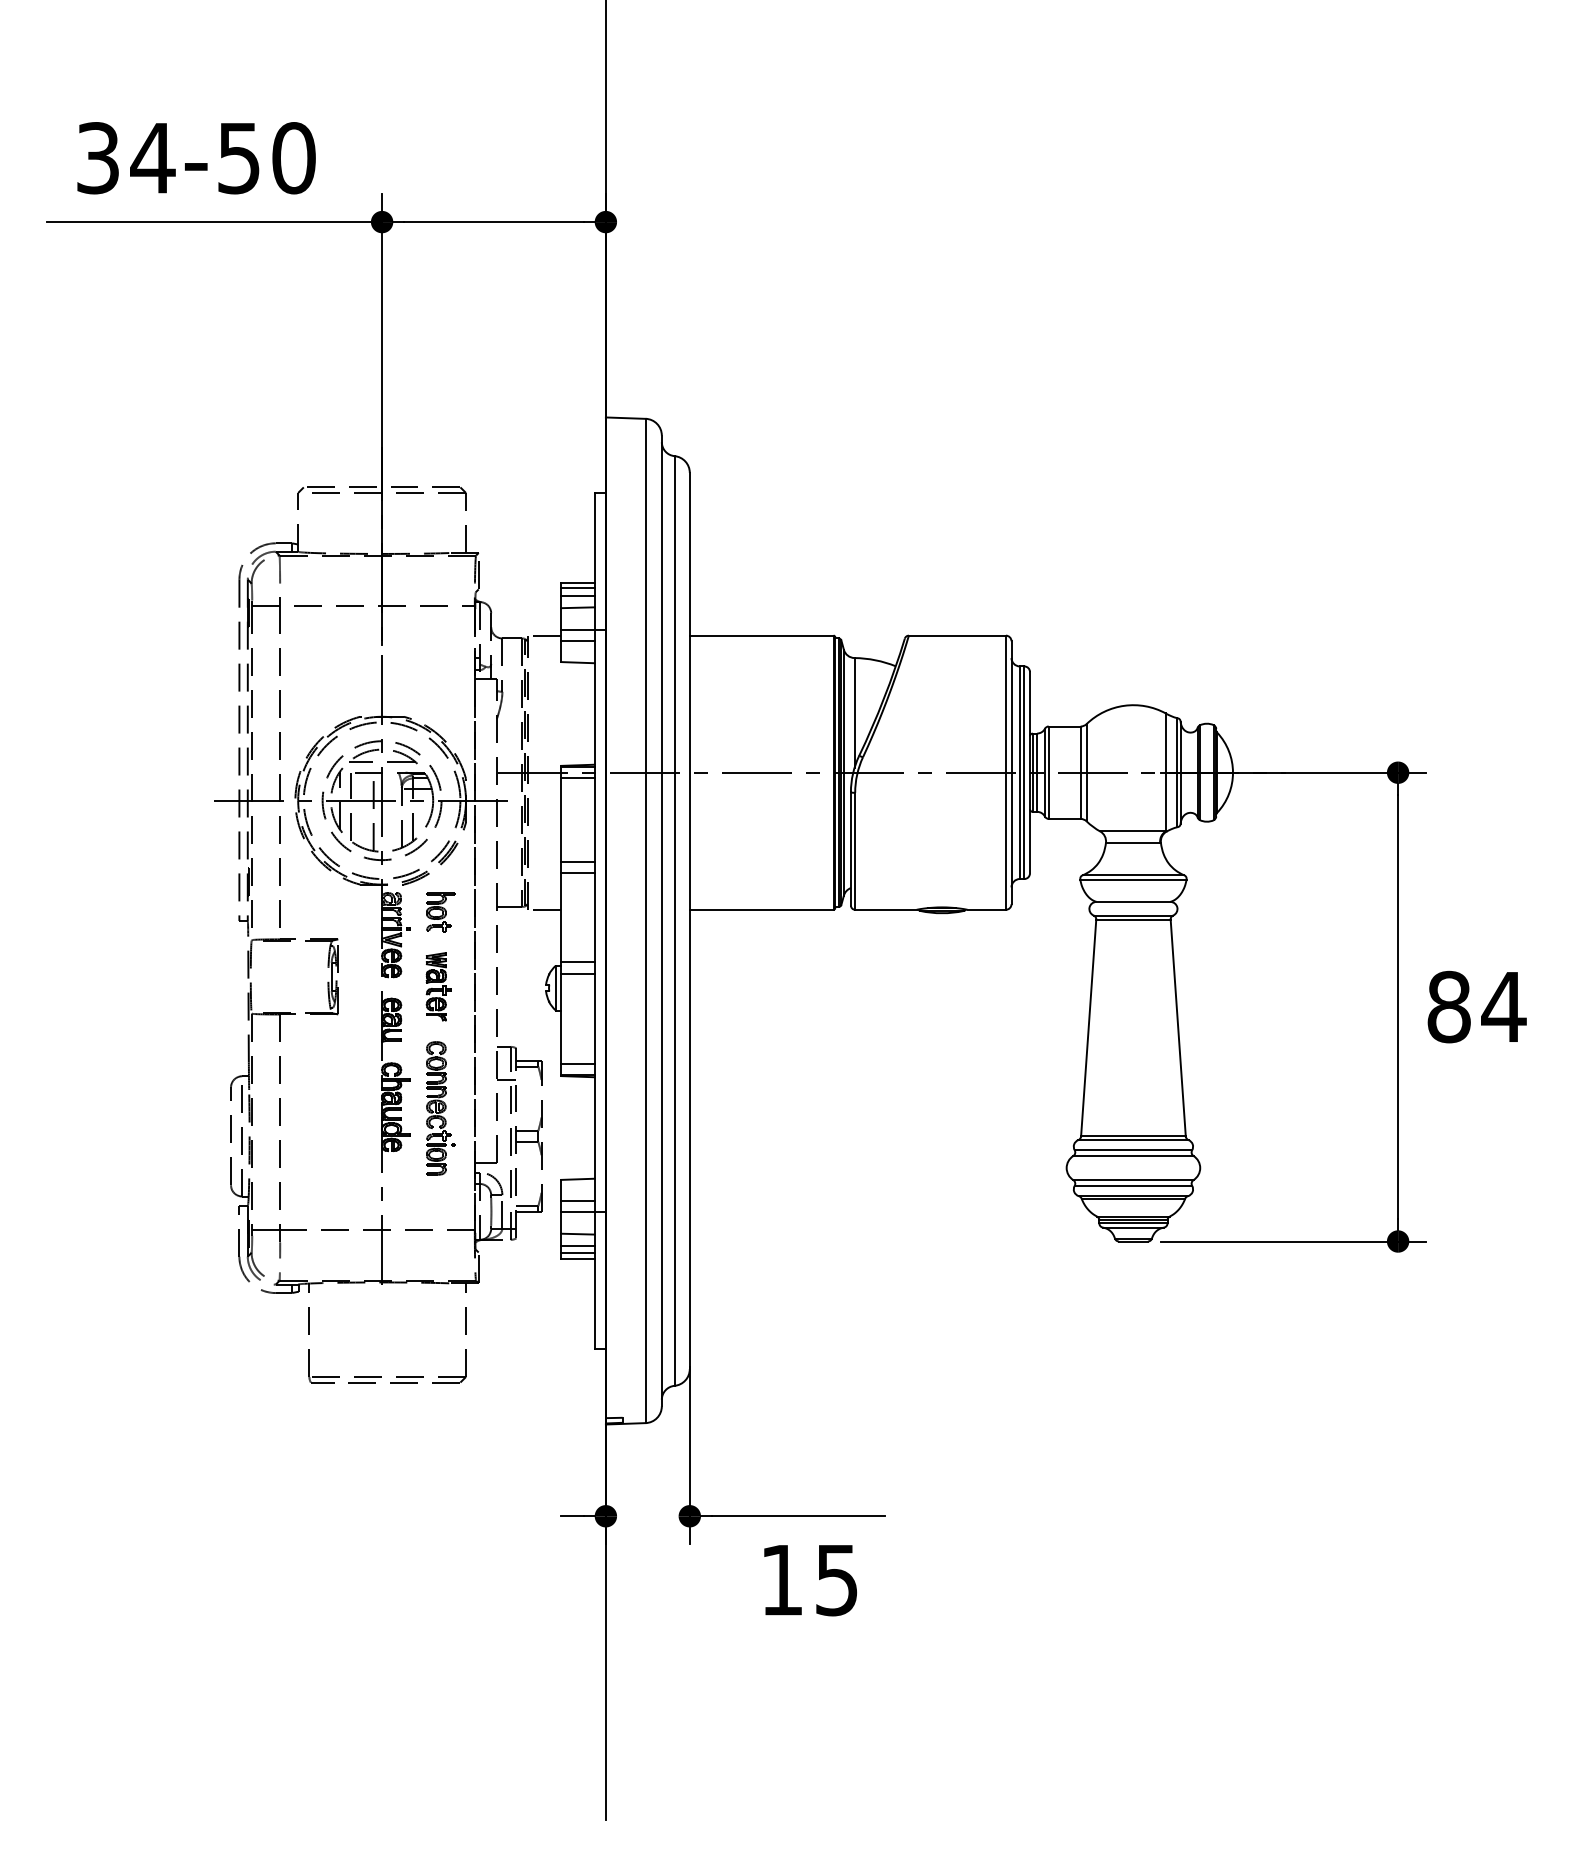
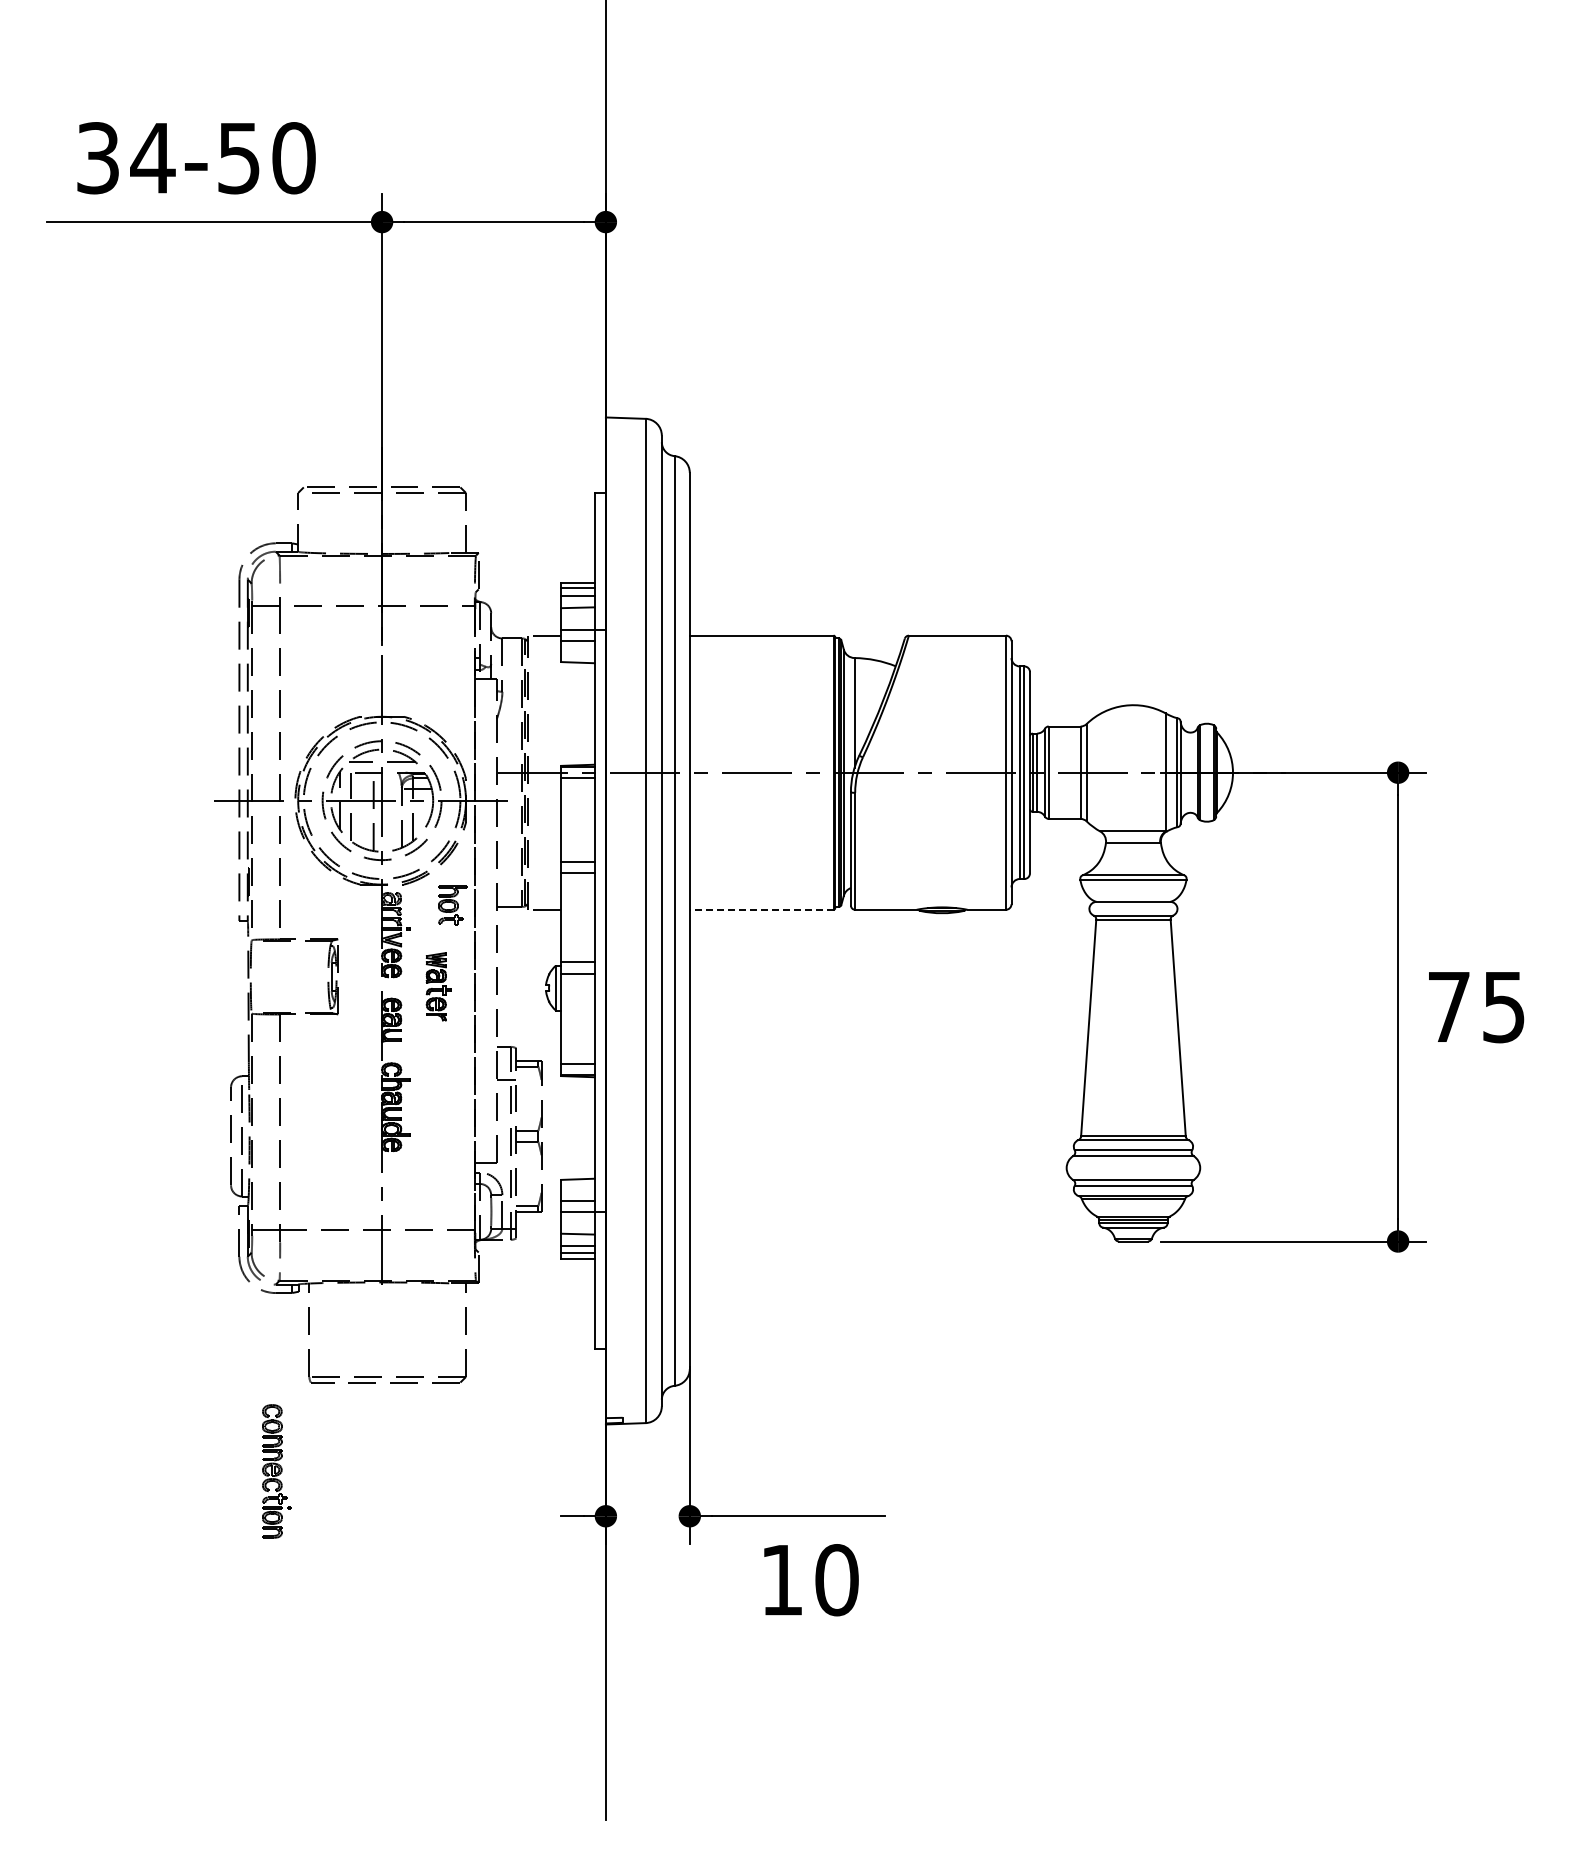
line: solid -> dashed (761, 909)
part position: (440, 912) -> (452, 905) (452, 905)
text: 84 -> 75 (1476, 1006)
part position: (440, 1108) -> (276, 1471) (276, 1471)
text: 15 -> 10 (836, 1580)
